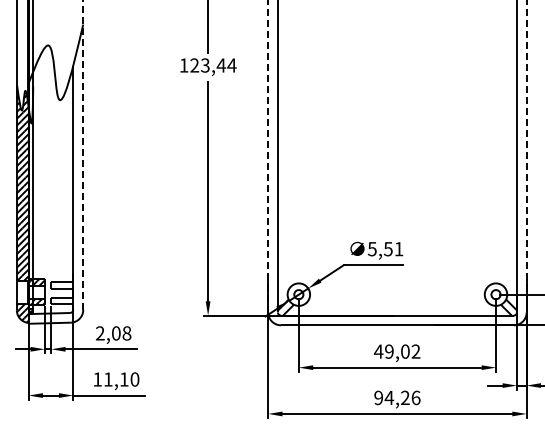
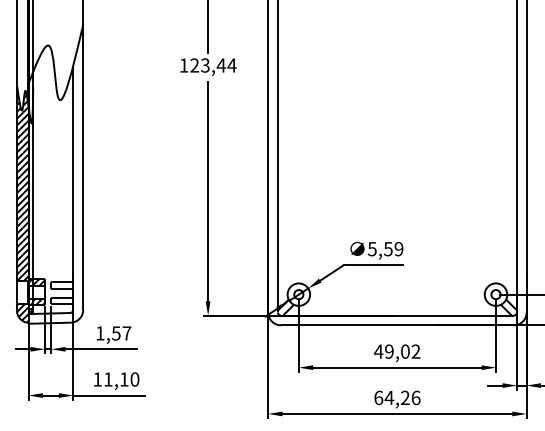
line: dashed -> solid (83, 155)
line: dashed -> solid (268, 156)
line: dashed -> solid (526, 156)
text: 5,51 -> 5,59 (398, 248)
text: 2,08 -> 1,57 (113, 333)
text: 94,26 -> 64,26 (378, 397)
